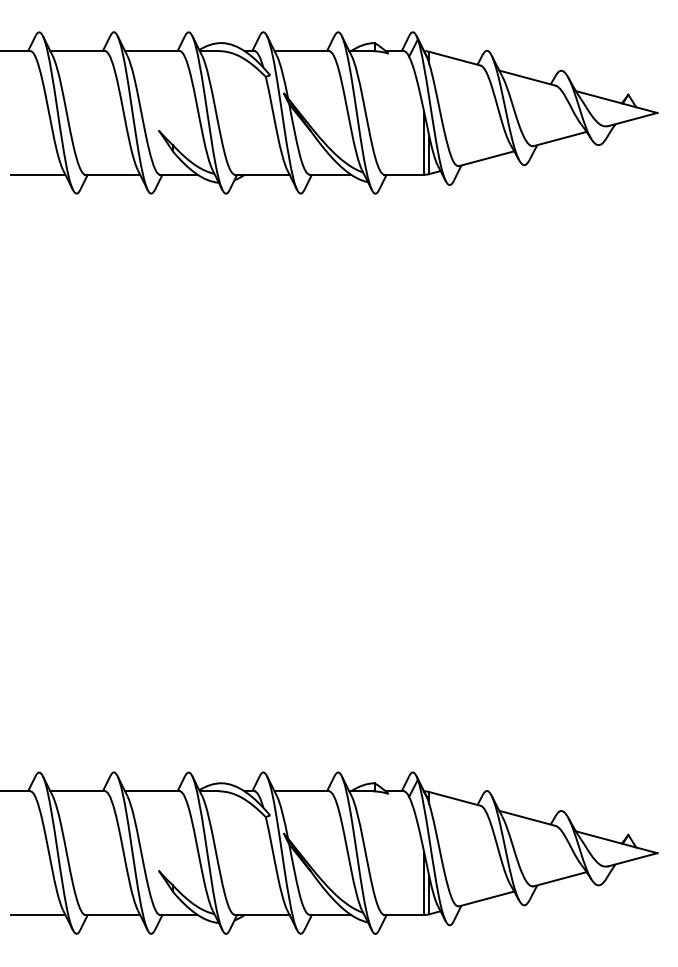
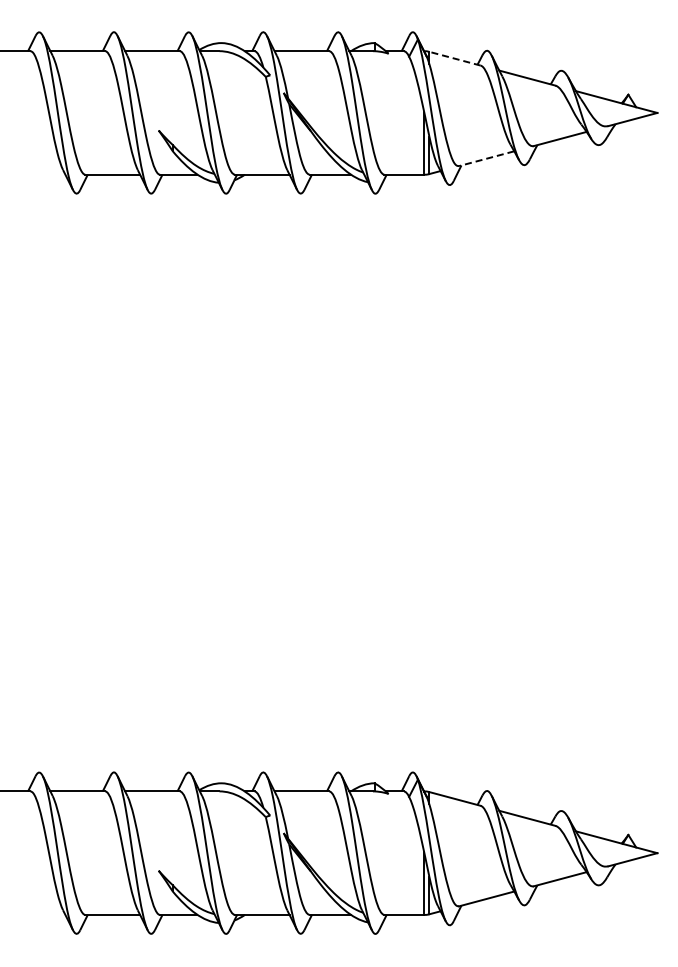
line: solid -> dashed (455, 58)
line: solid -> dashed (486, 158)
line: present -> none (37, 174)
line: present -> none (37, 914)
